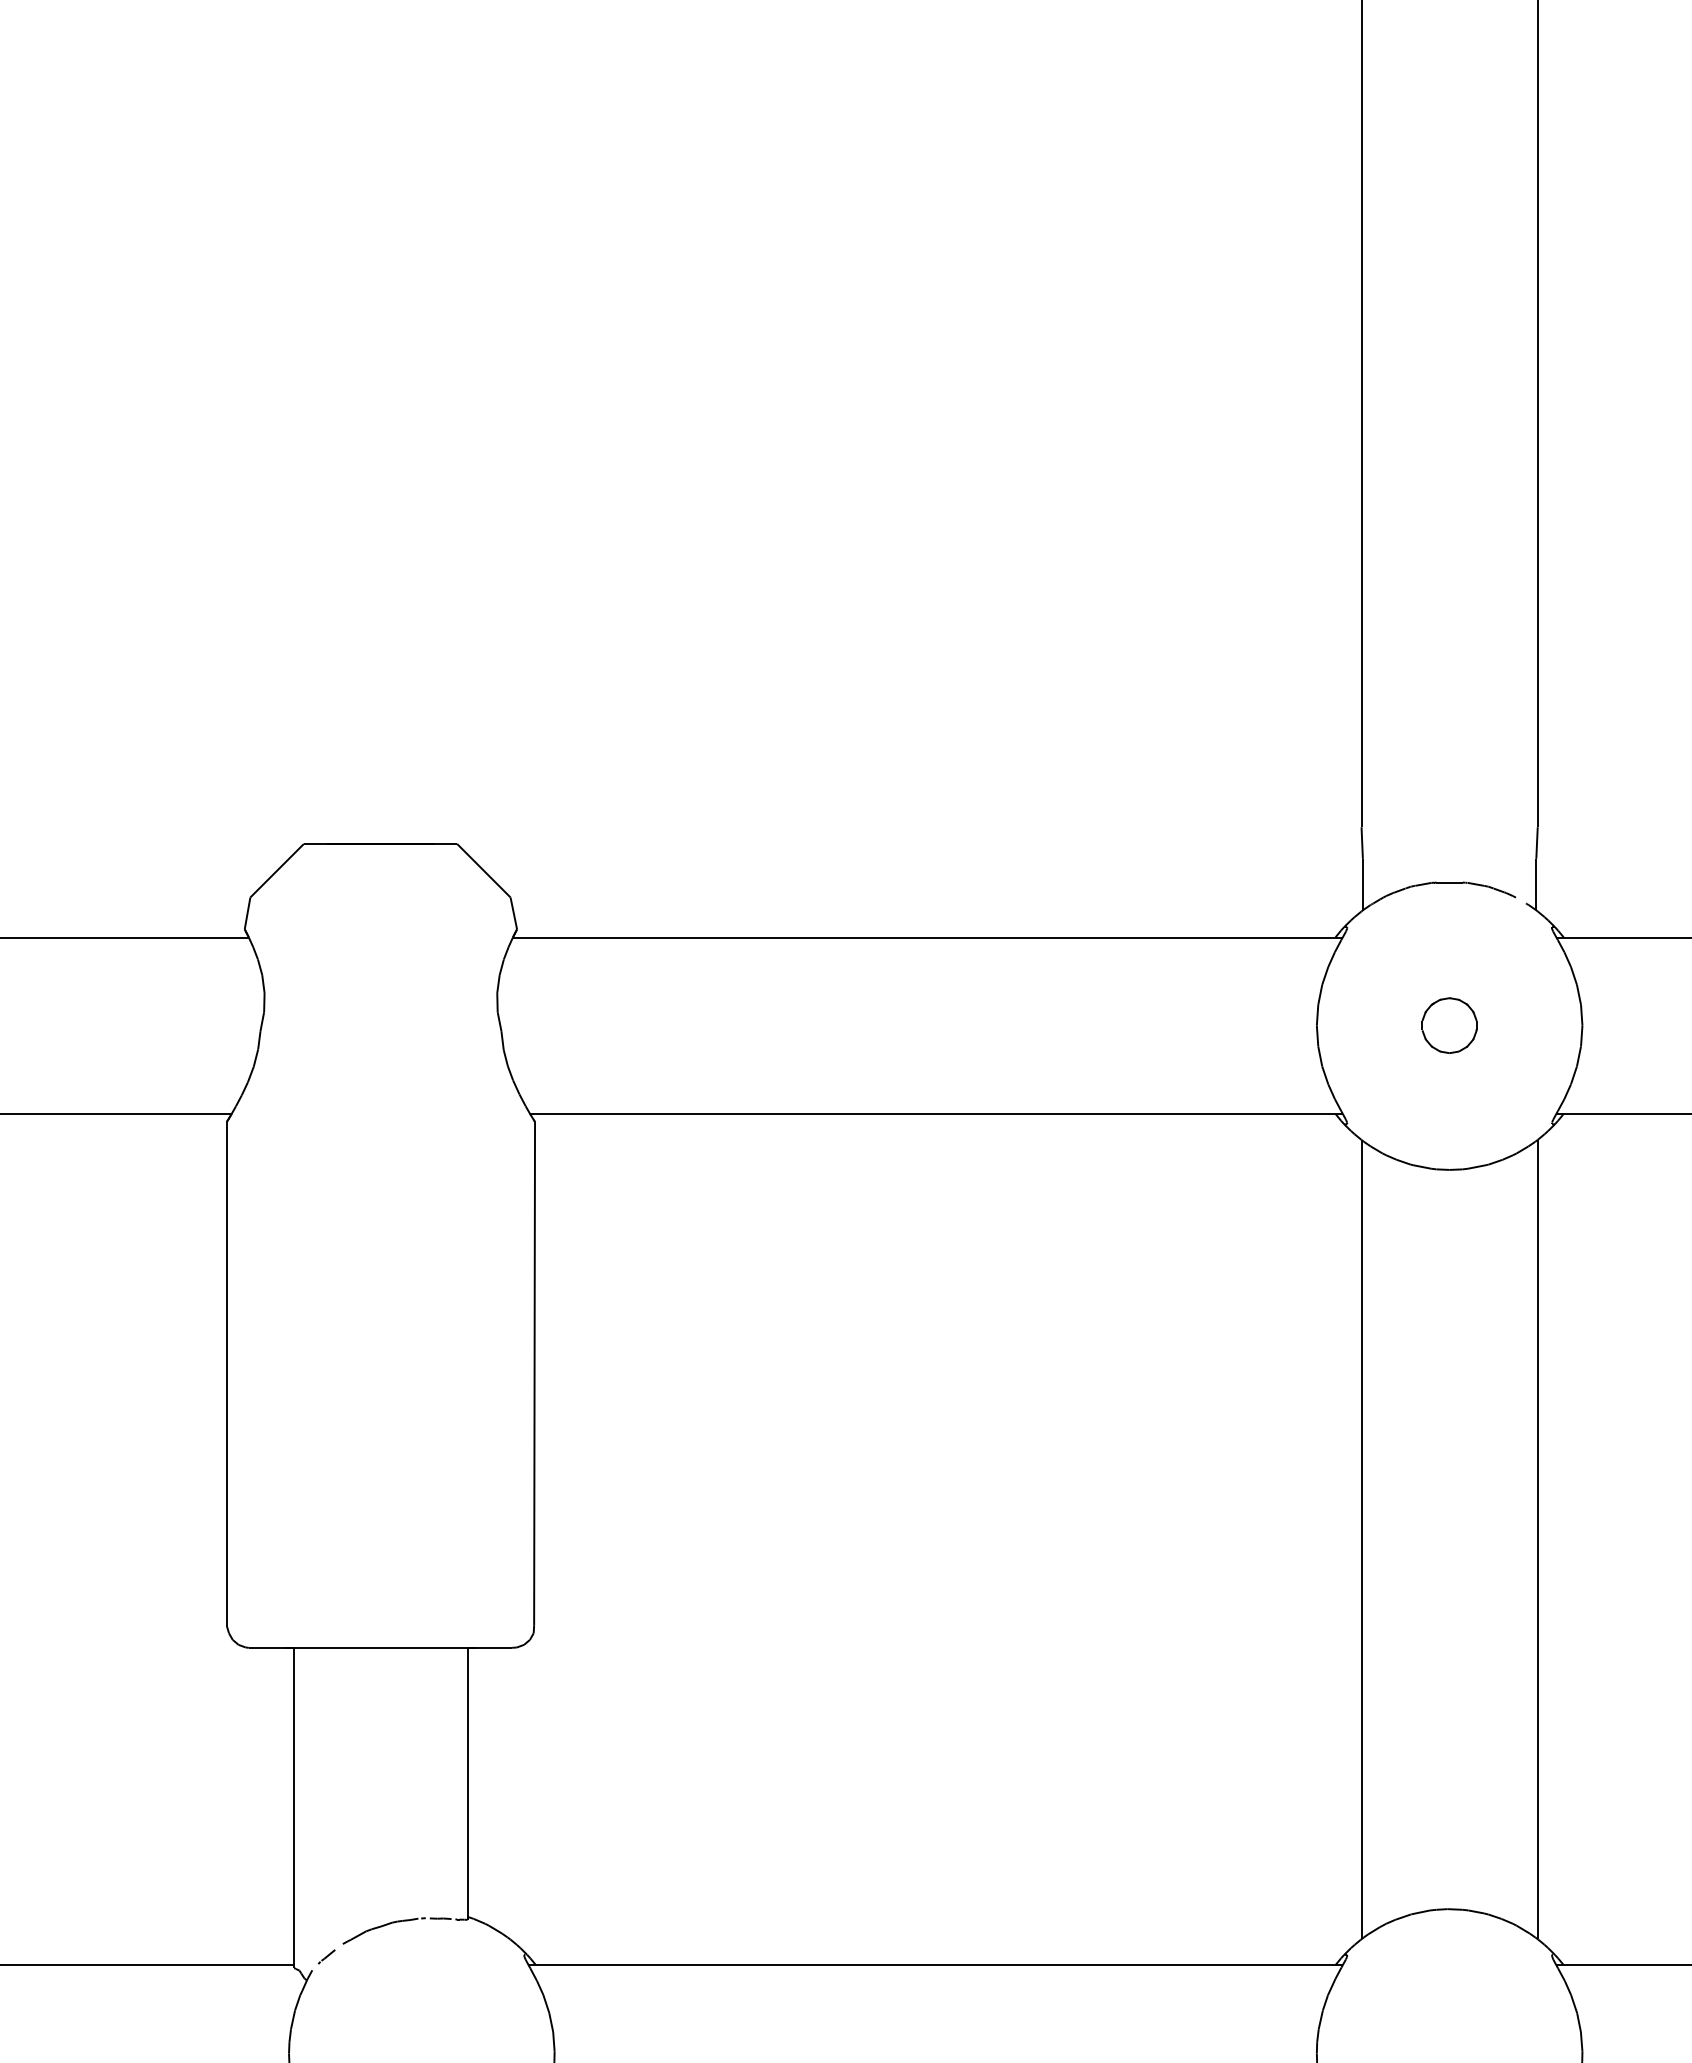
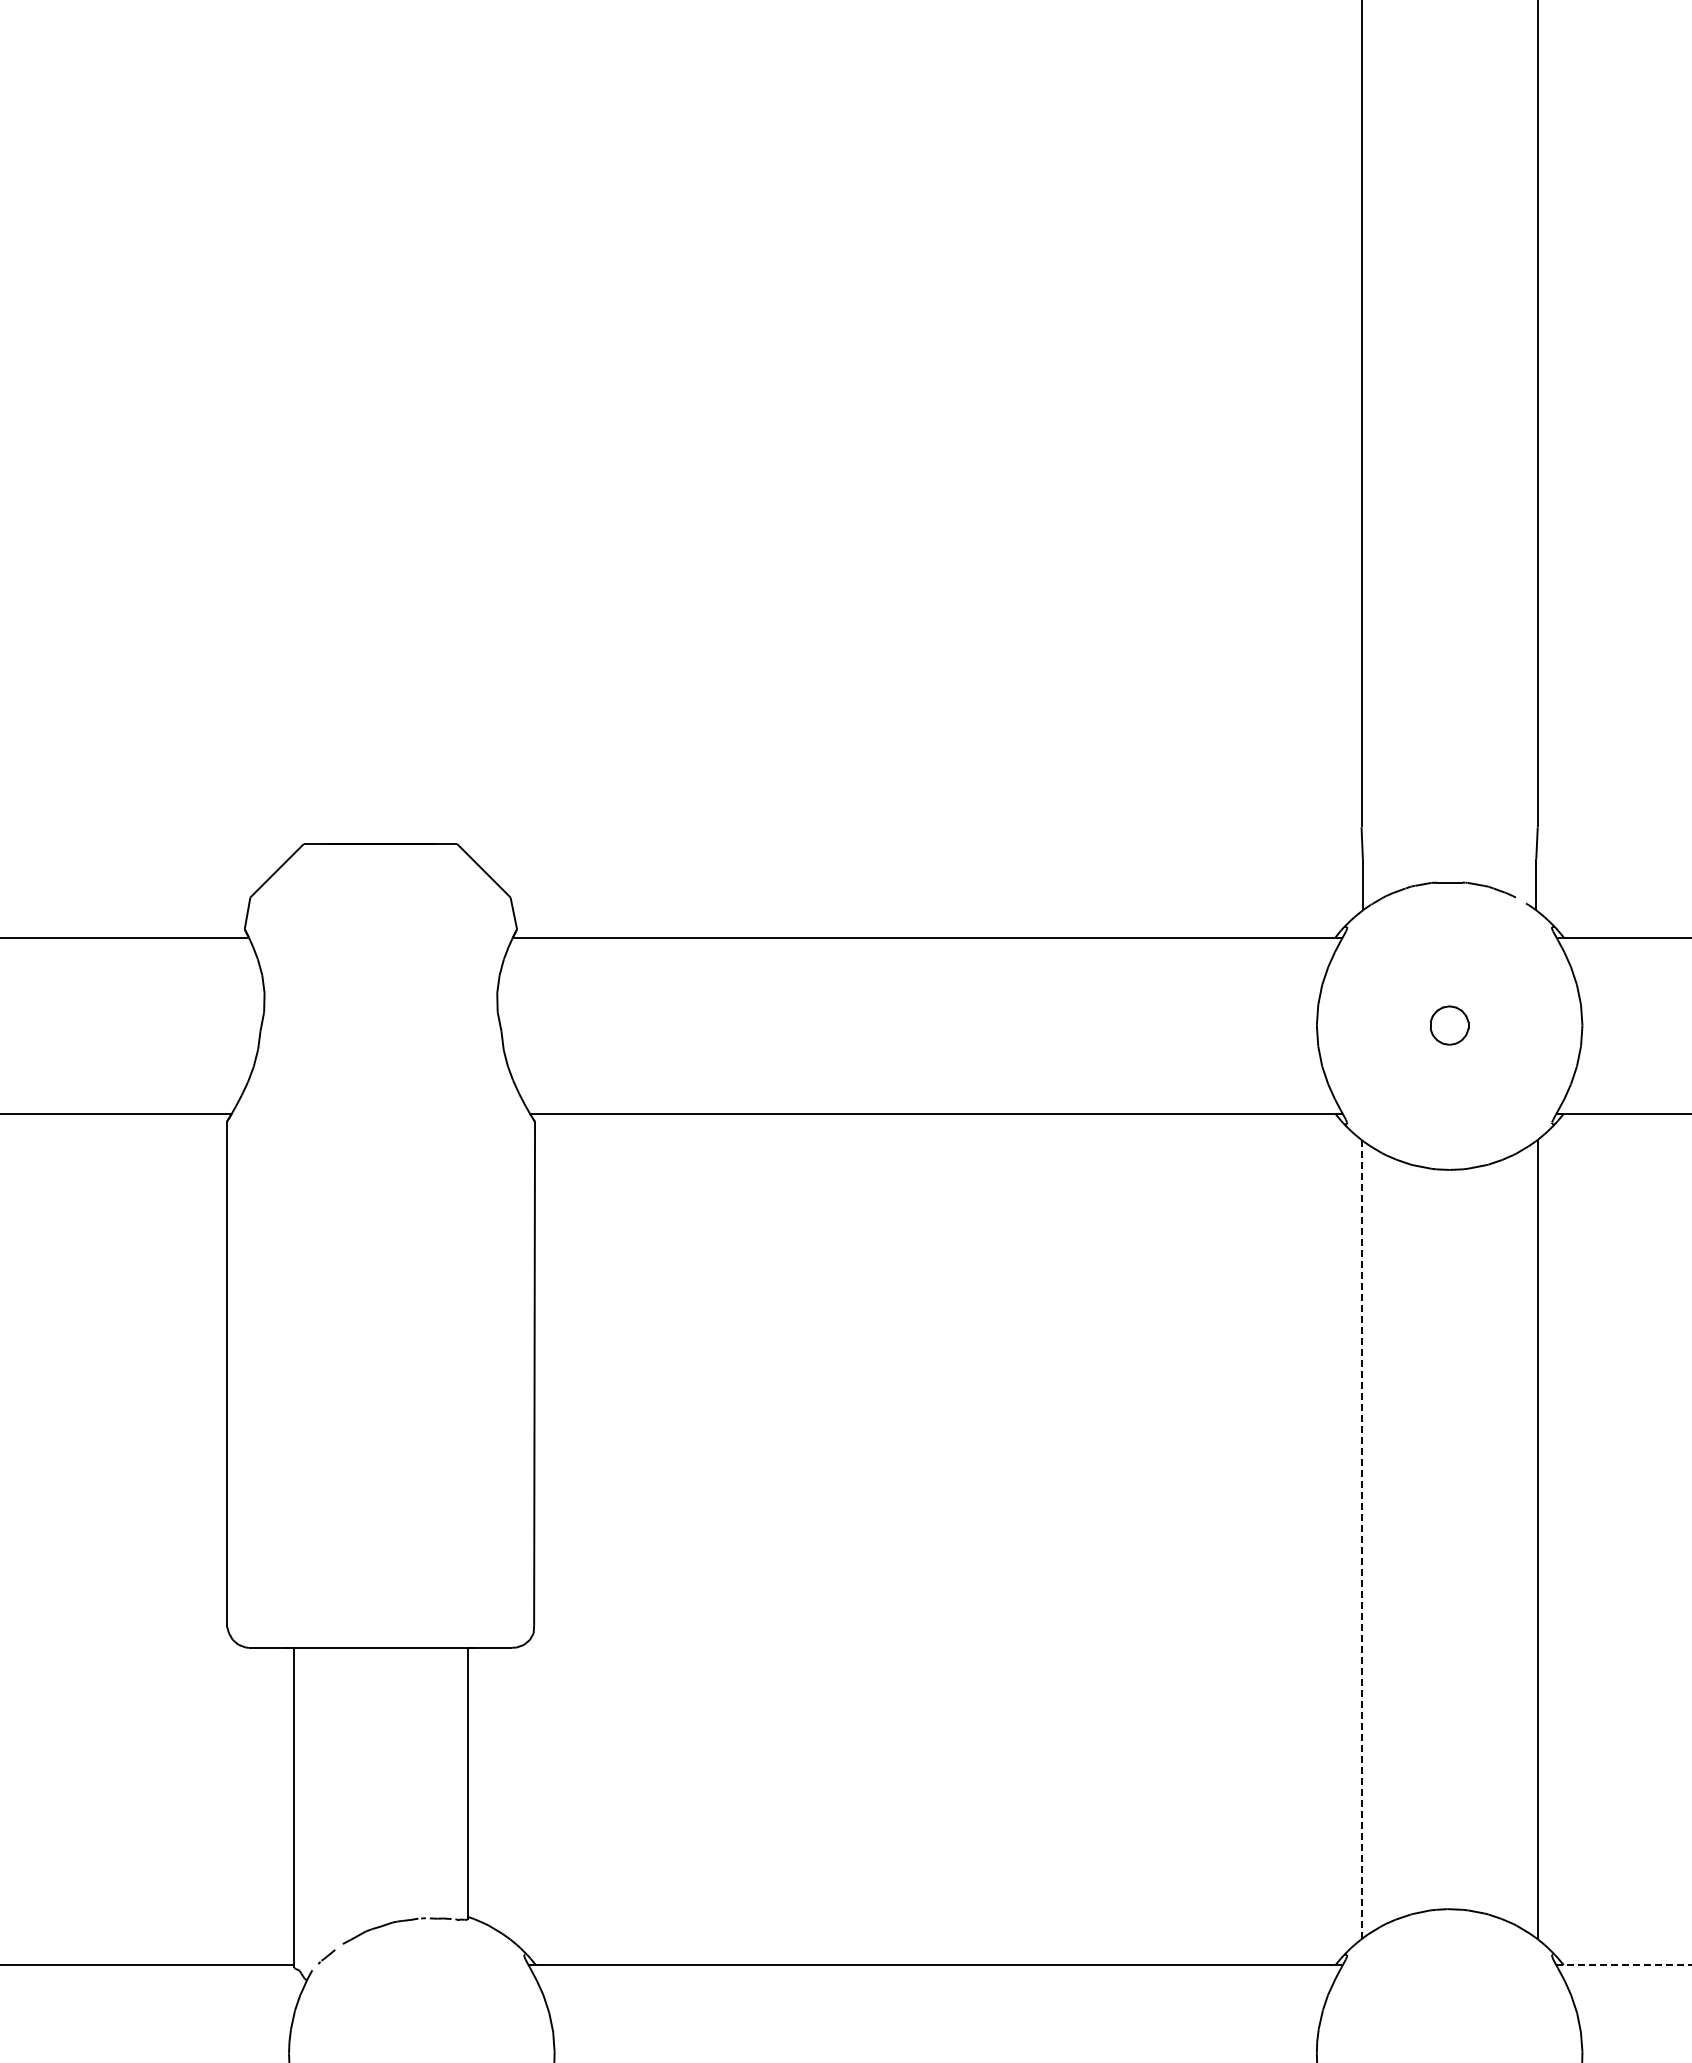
part size: 57x57 px -> 41x41 px (1449, 1025)
line: solid -> dashed (1361, 1539)
line: solid -> dashed (1624, 1965)
